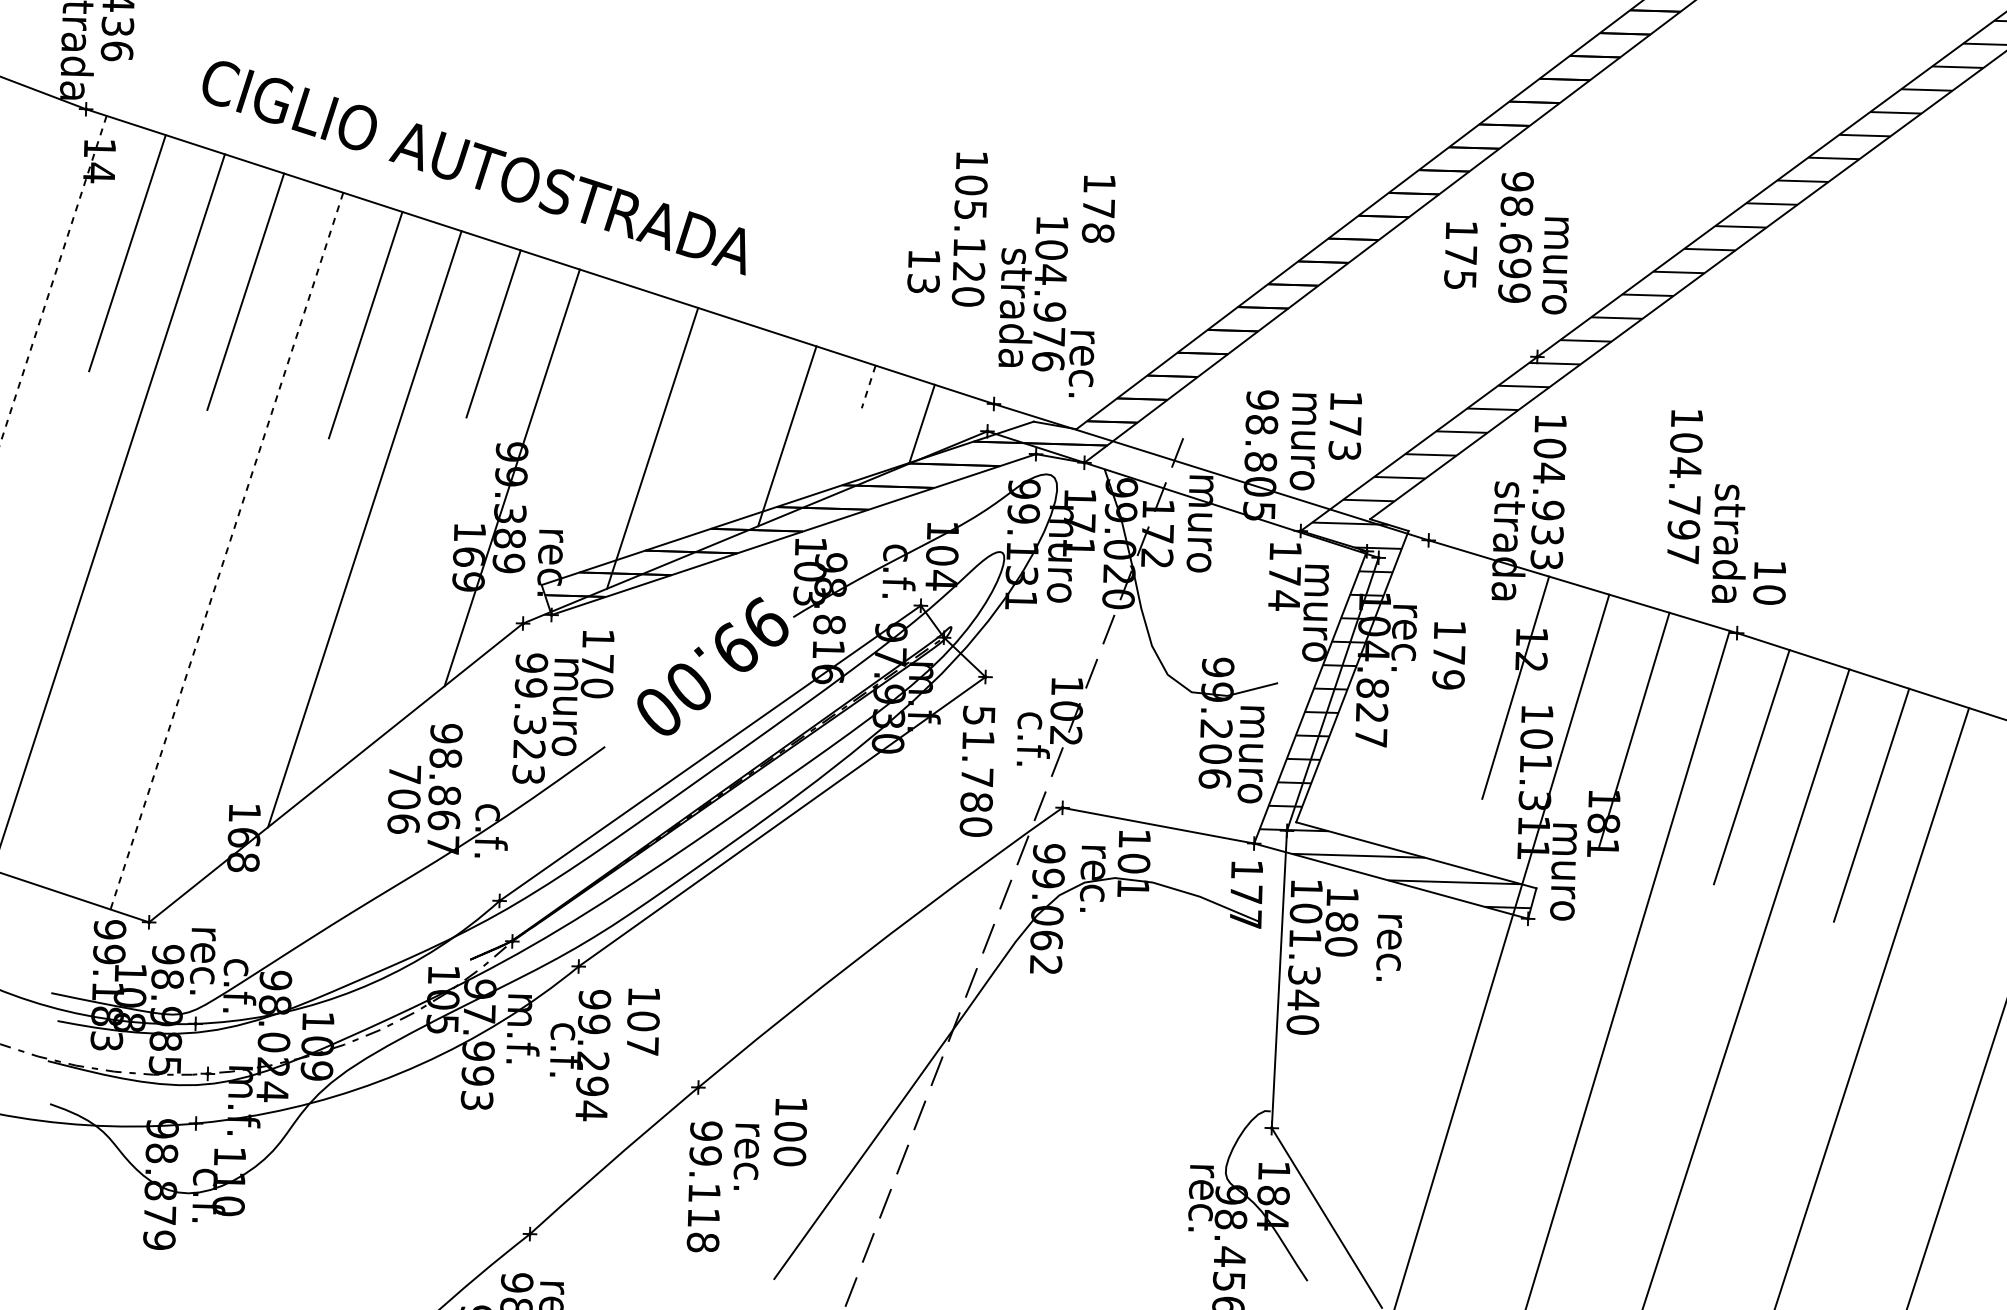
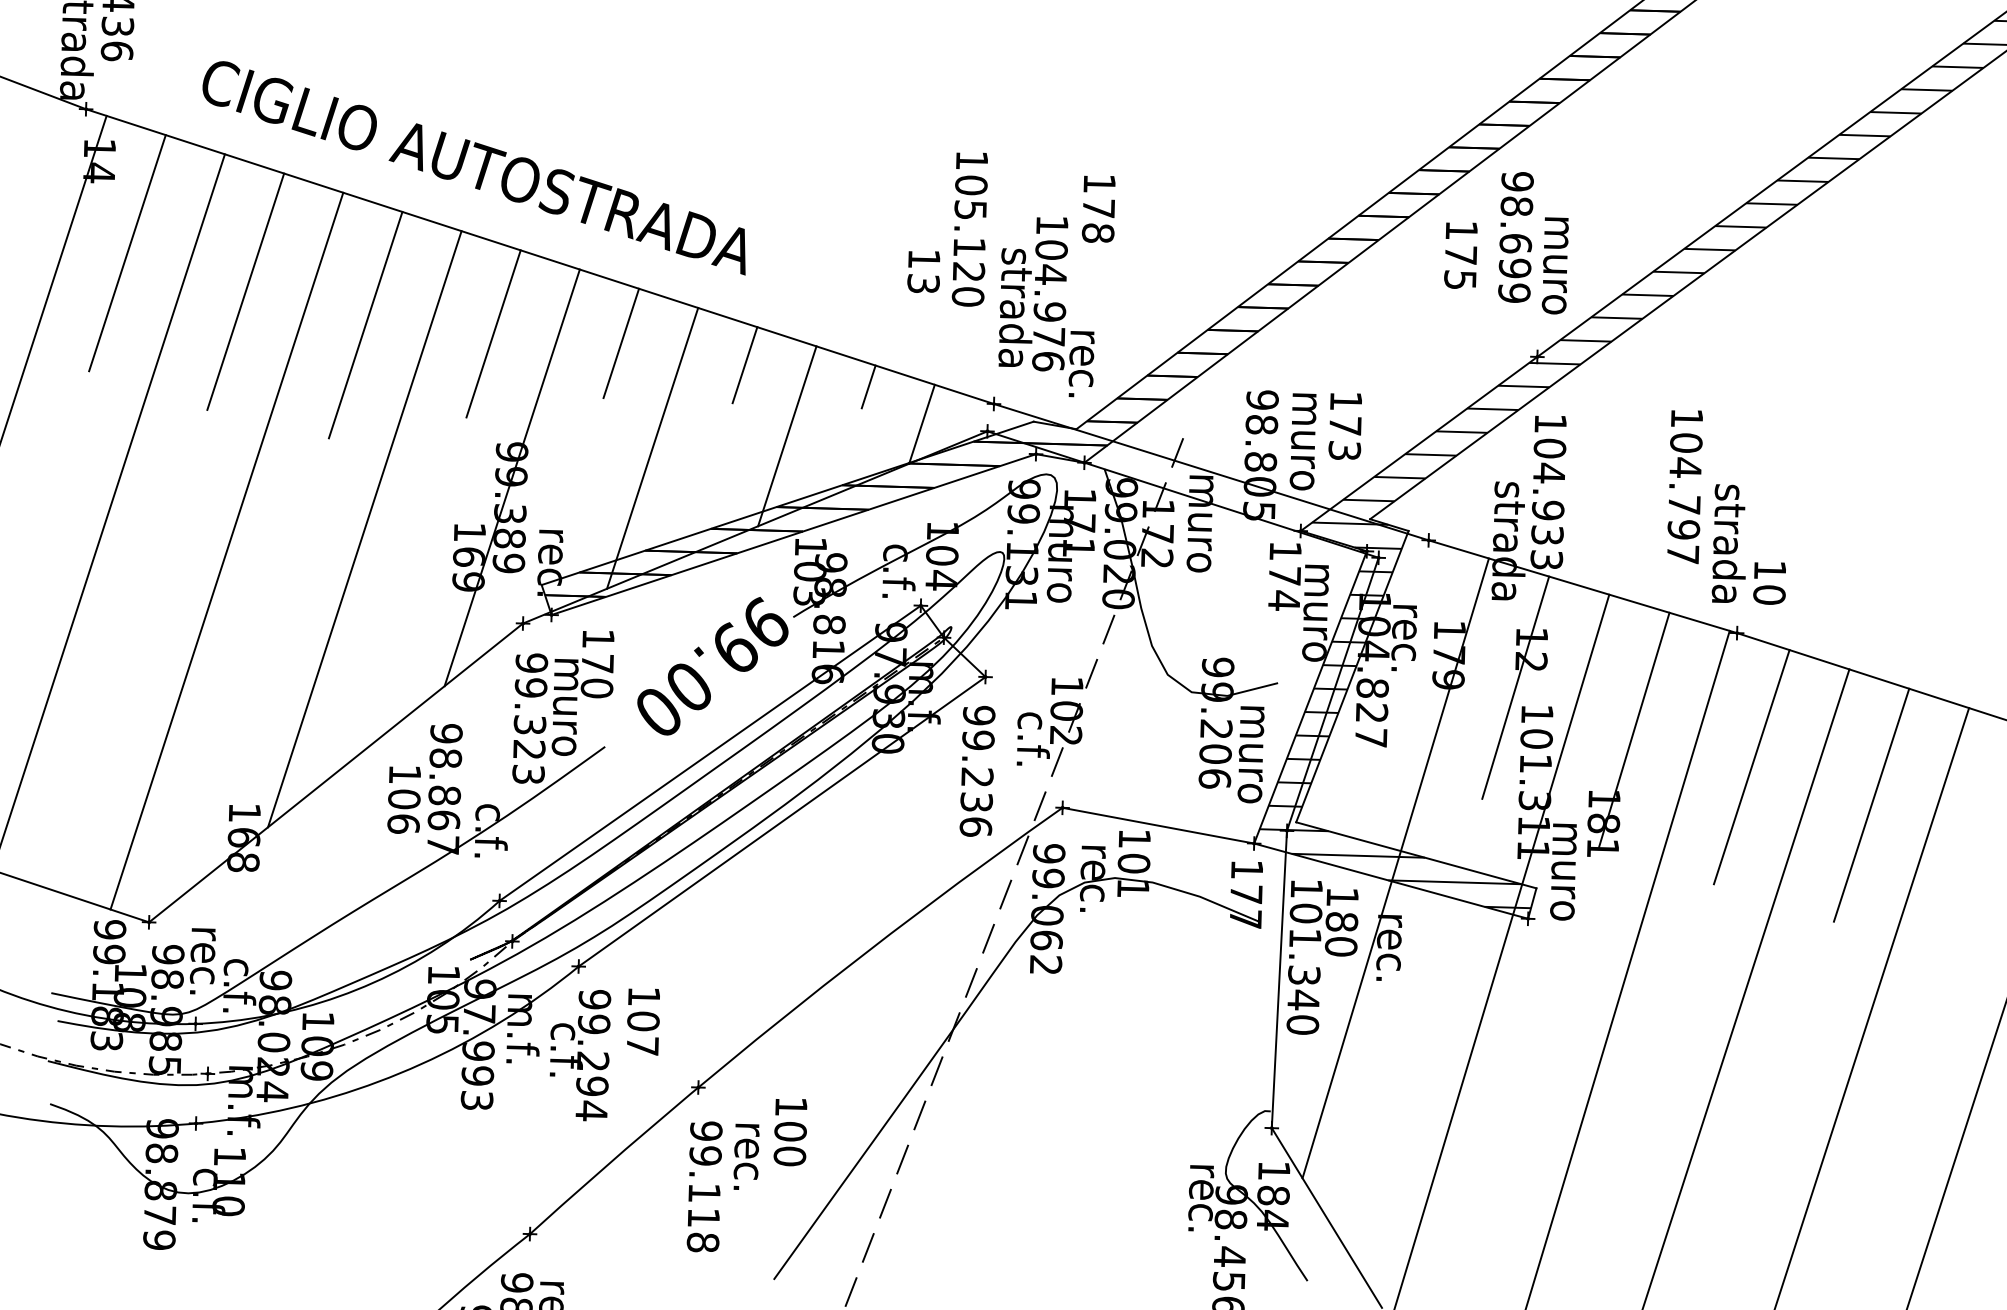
line: dashed -> solid (53, 280)
line: none -> present (621, 343)
line: none -> present (744, 365)
line: dashed -> solid (868, 387)
line: dashed -> solid (226, 551)
text: 51.780 -> 99.236 (977, 770)
text: 706 -> 106 (405, 774)
line: none -> present (1395, 868)
